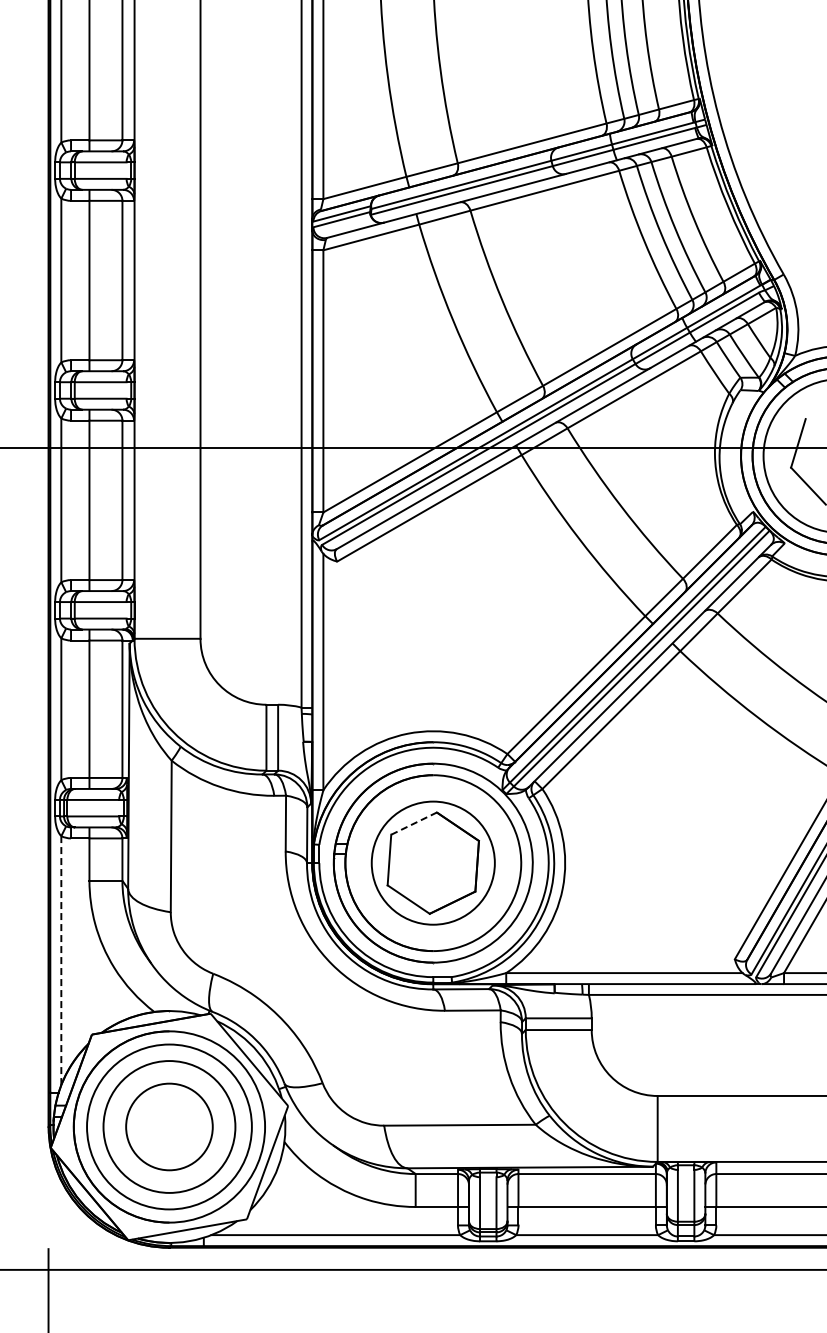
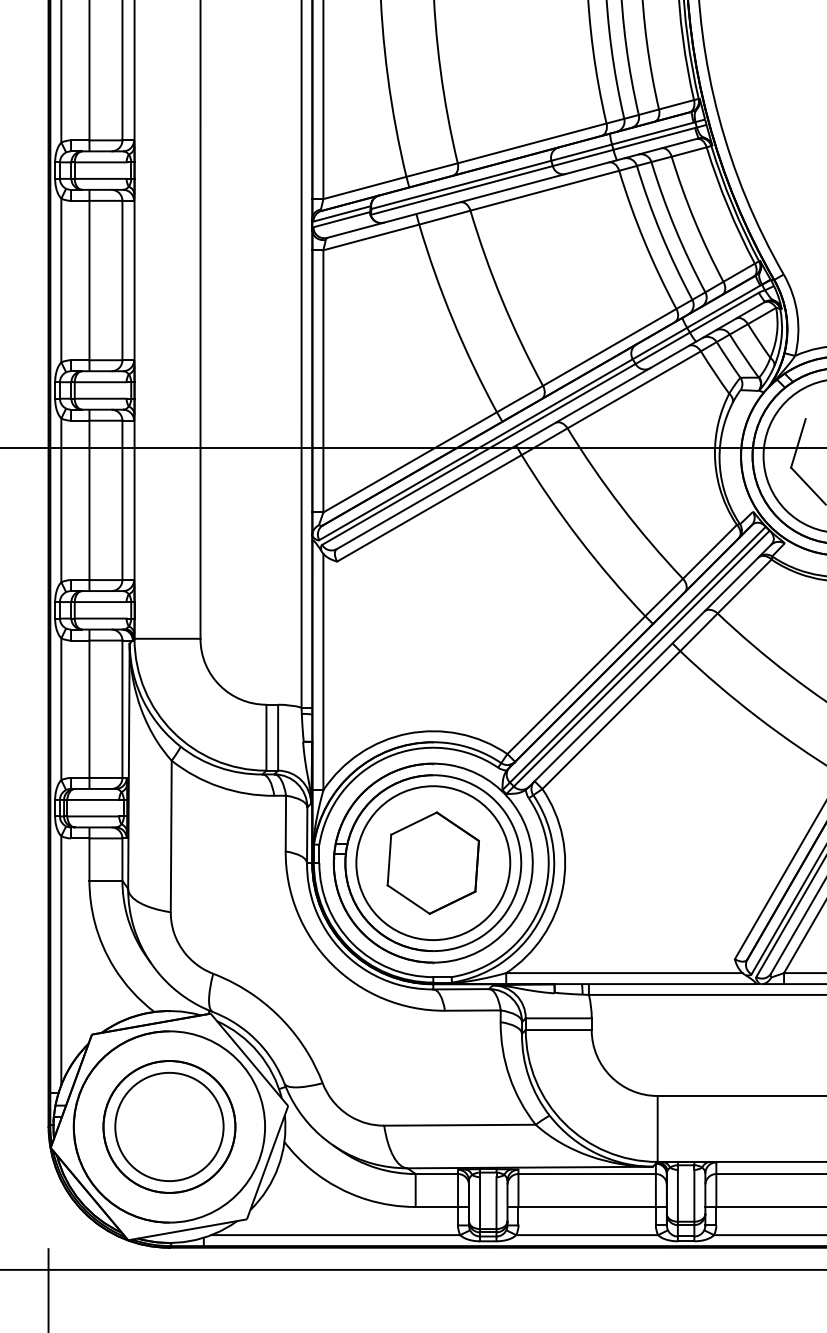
line: dashed -> solid (414, 823)
circle diameter: 123 px -> 154 px (433, 863)
line: dashed -> solid (61, 960)
circle diameter: 165 px -> 132 px (169, 1126)
circle diameter: 87 px -> 108 px (169, 1126)
